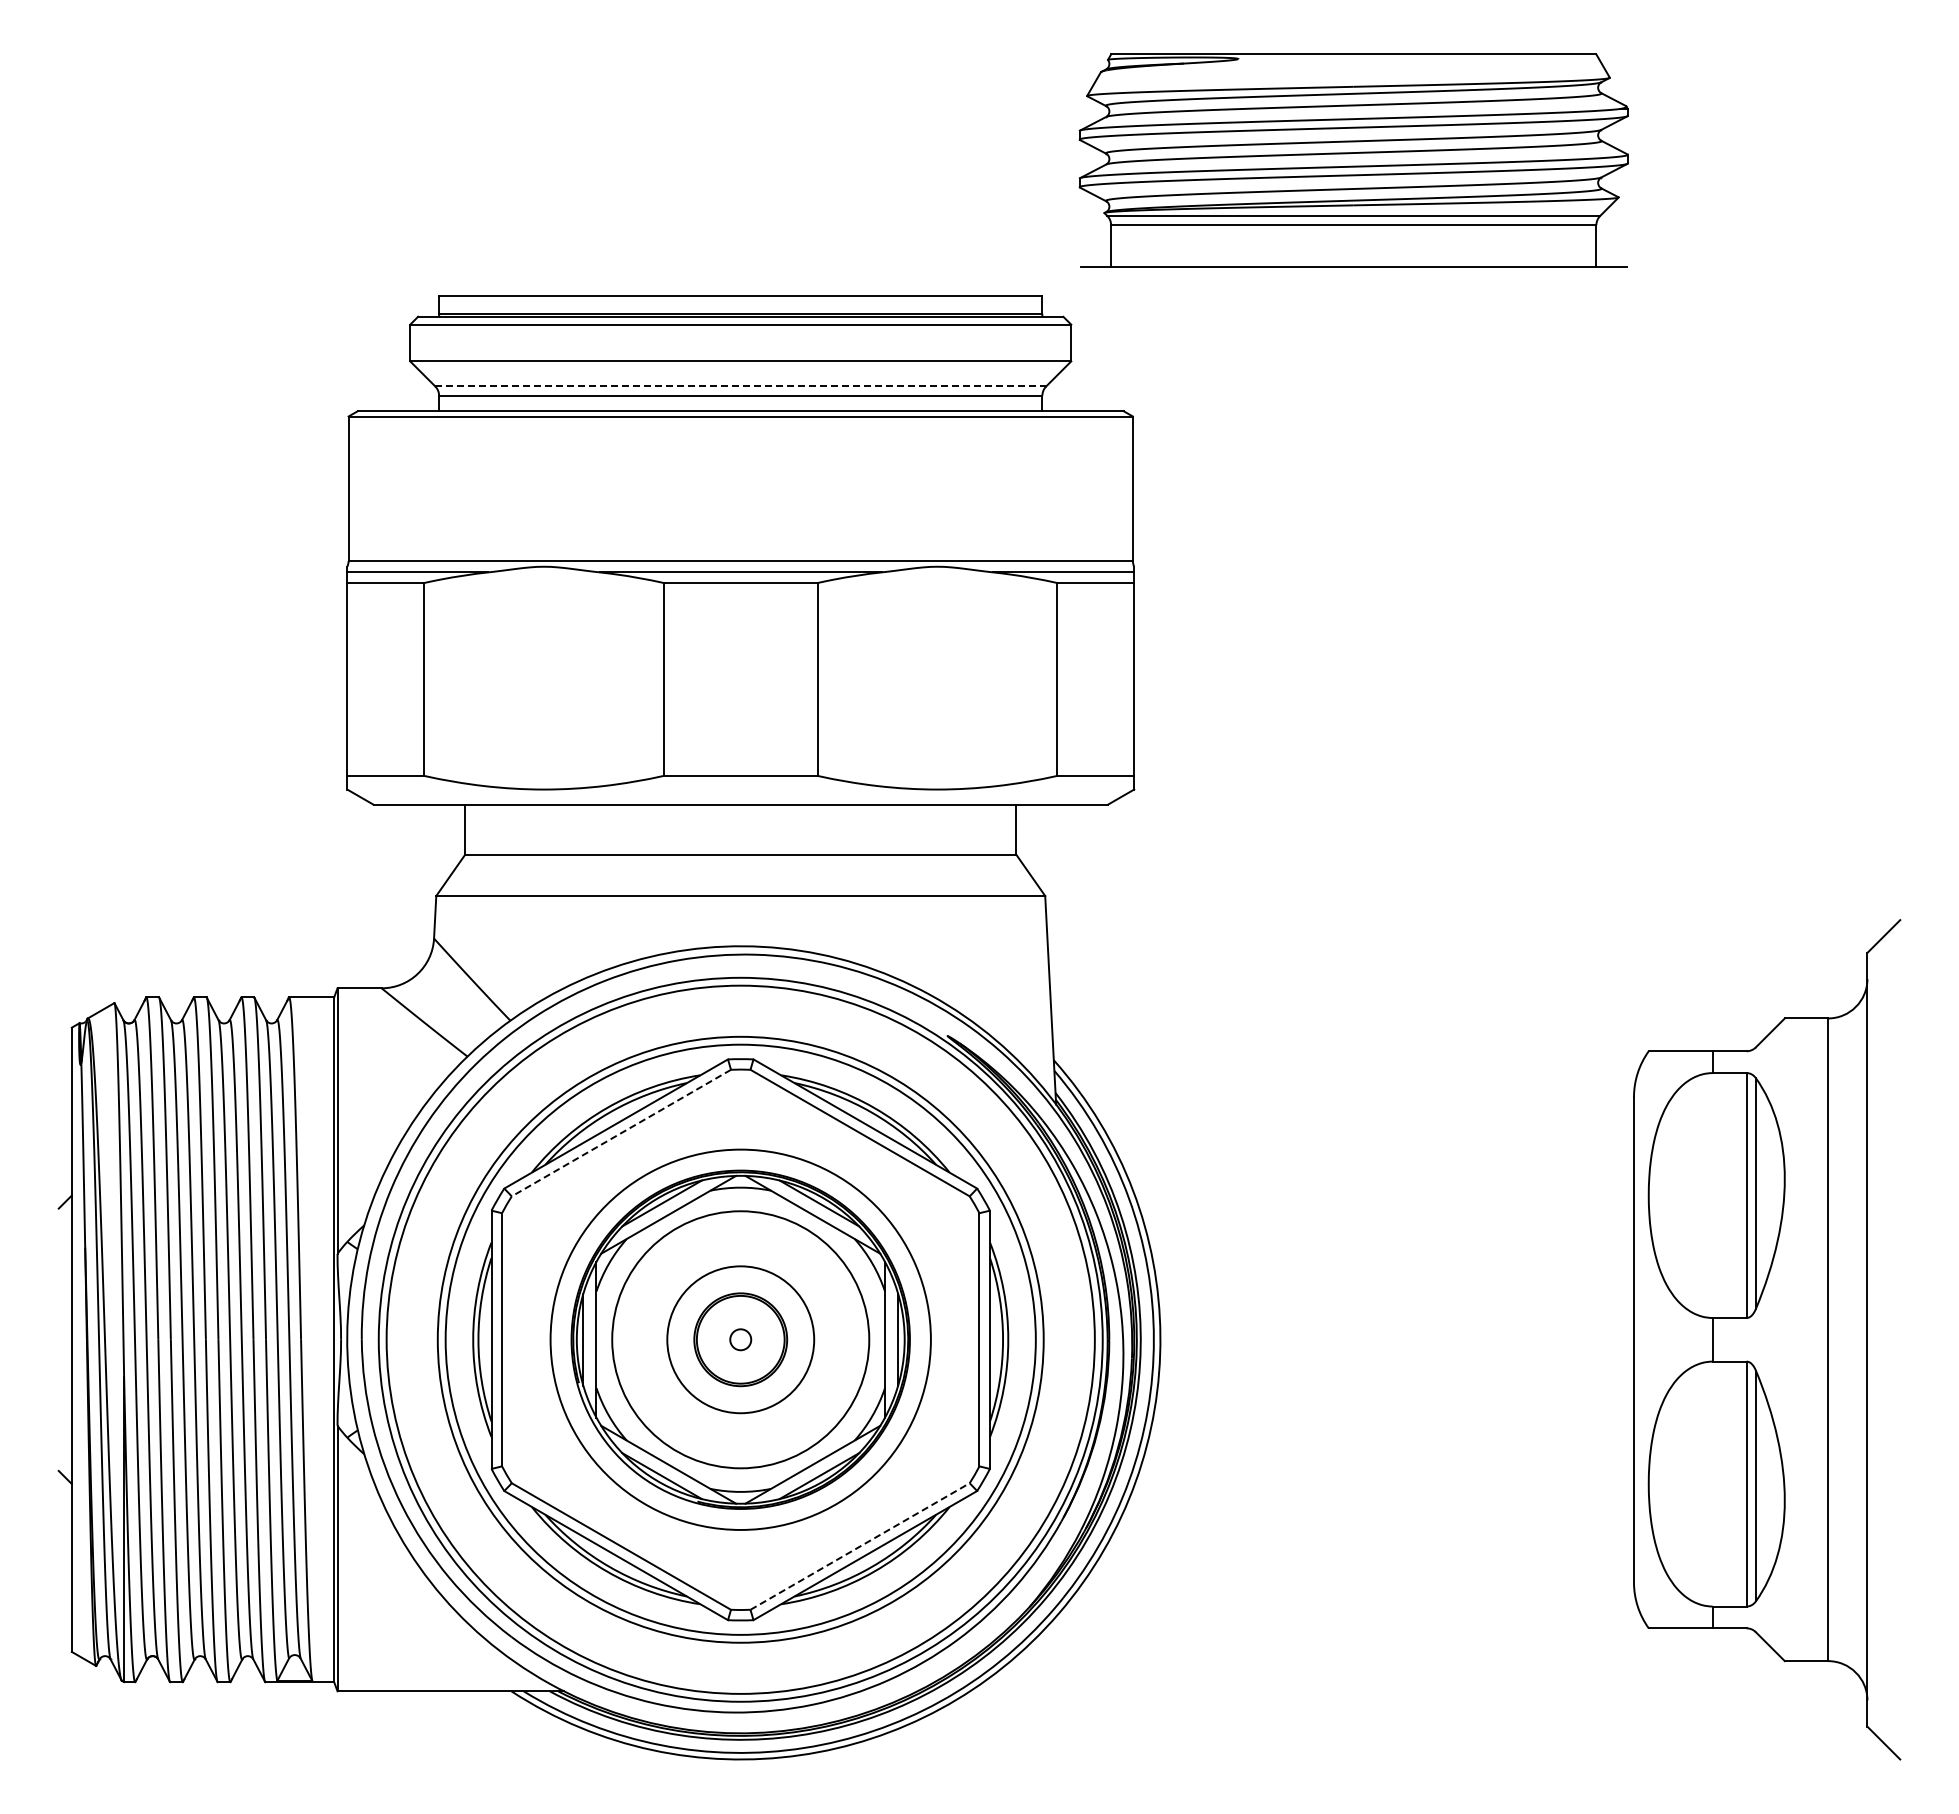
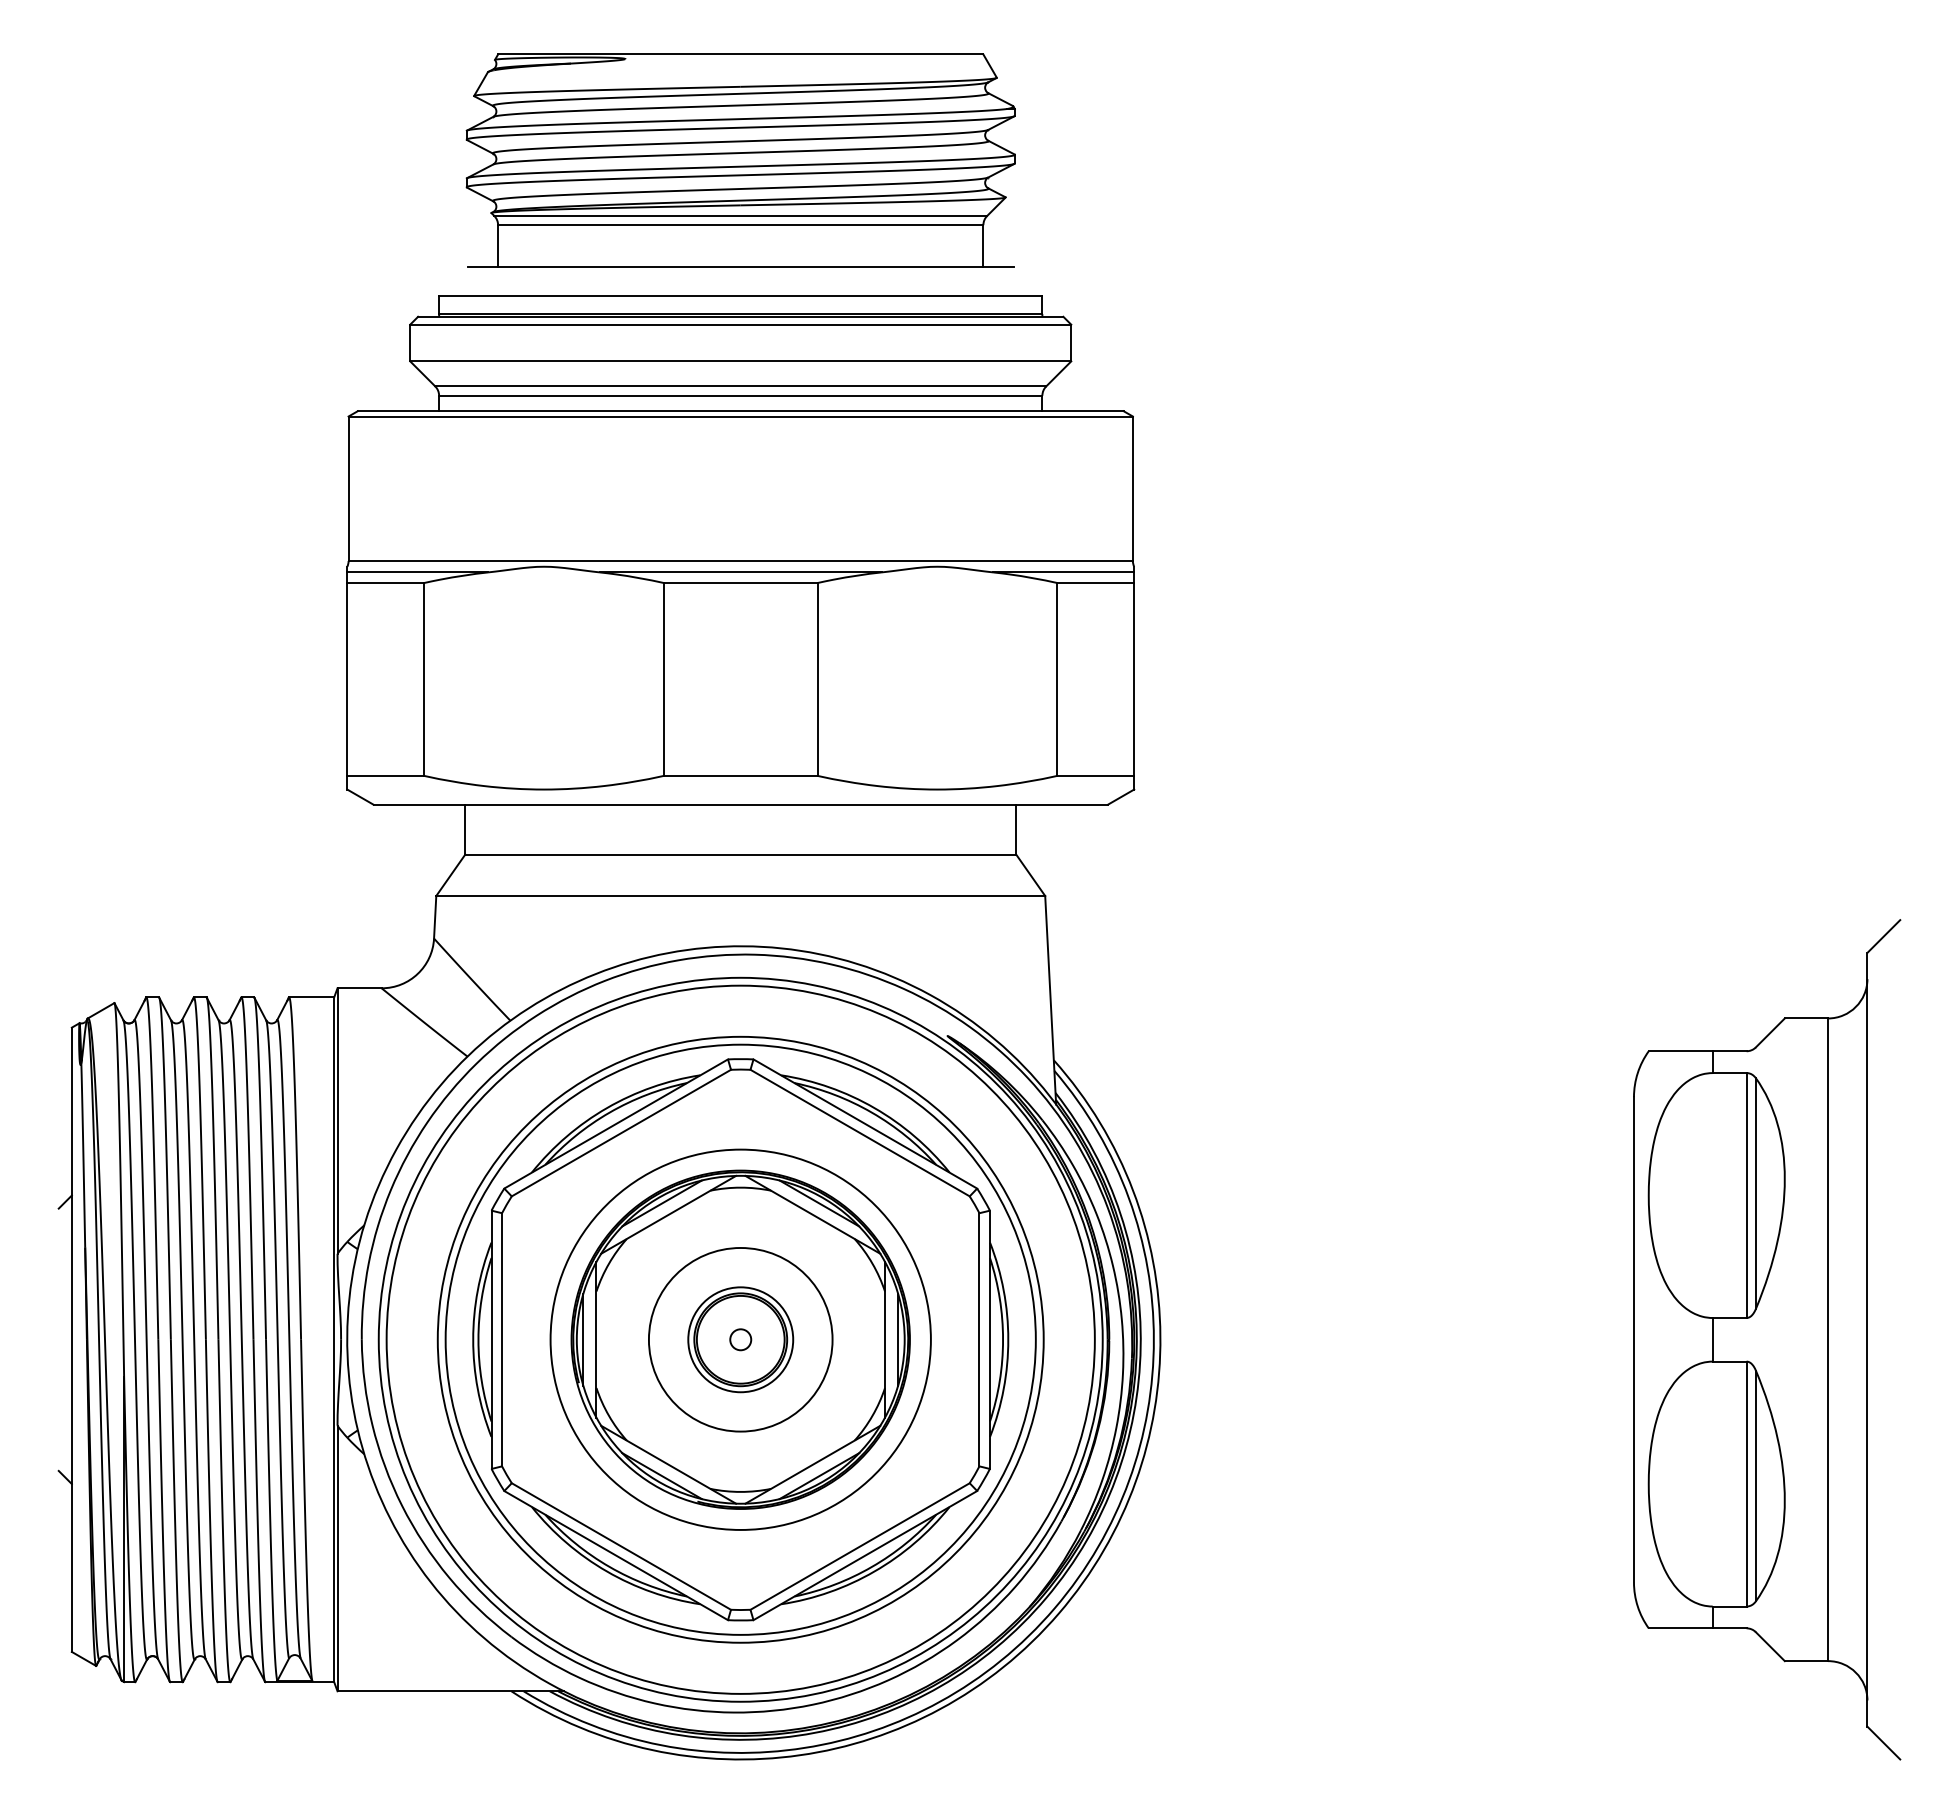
part position: (1353, 160) -> (740, 160) (740, 160)
line: dashed -> solid (741, 386)
line: dashed -> solid (621, 1133)
circle diameter: 147 px -> 105 px (740, 1339)
circle diameter: 257 px -> 184 px (740, 1339)
line: dashed -> solid (860, 1546)
